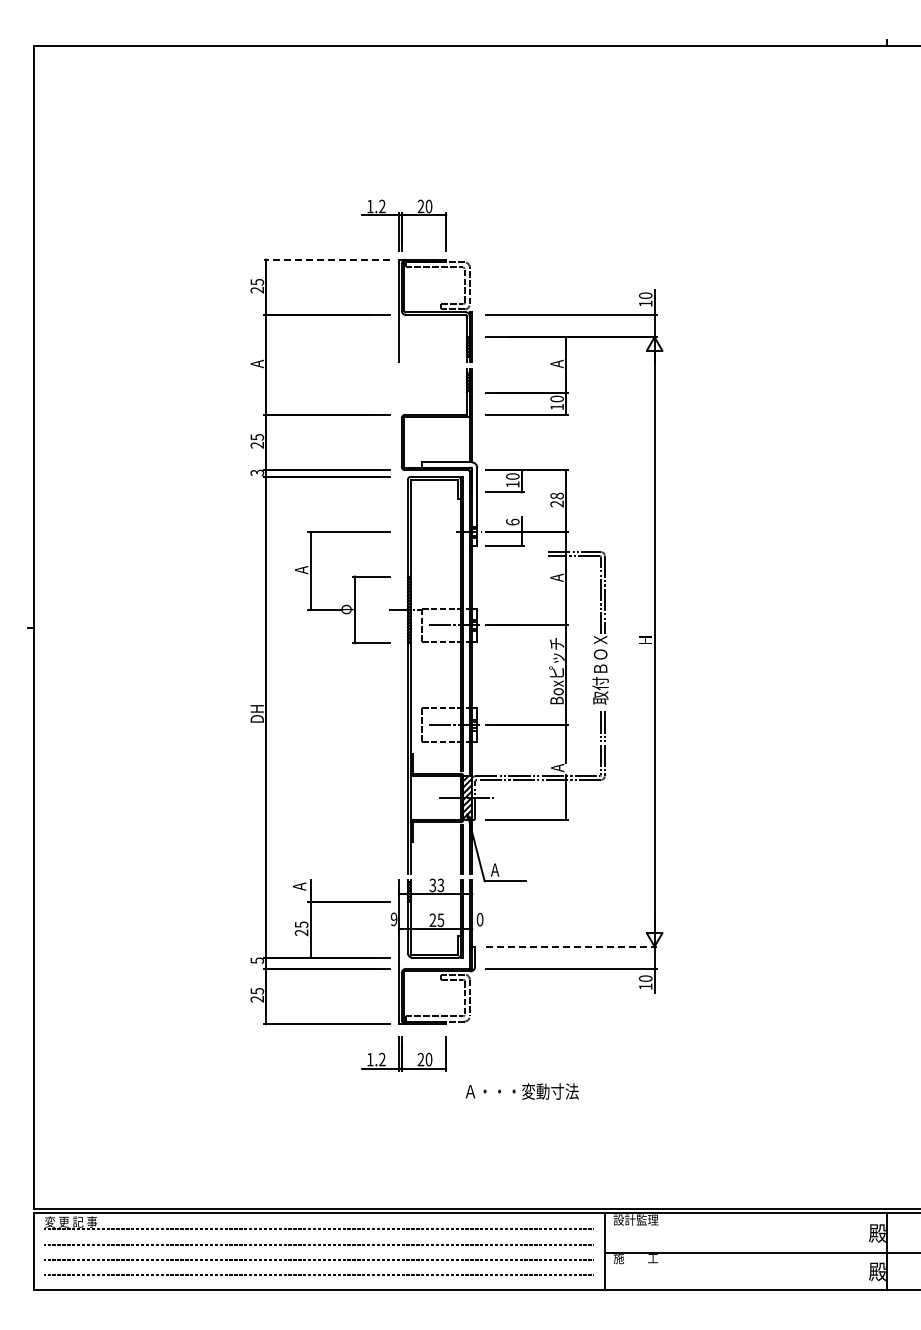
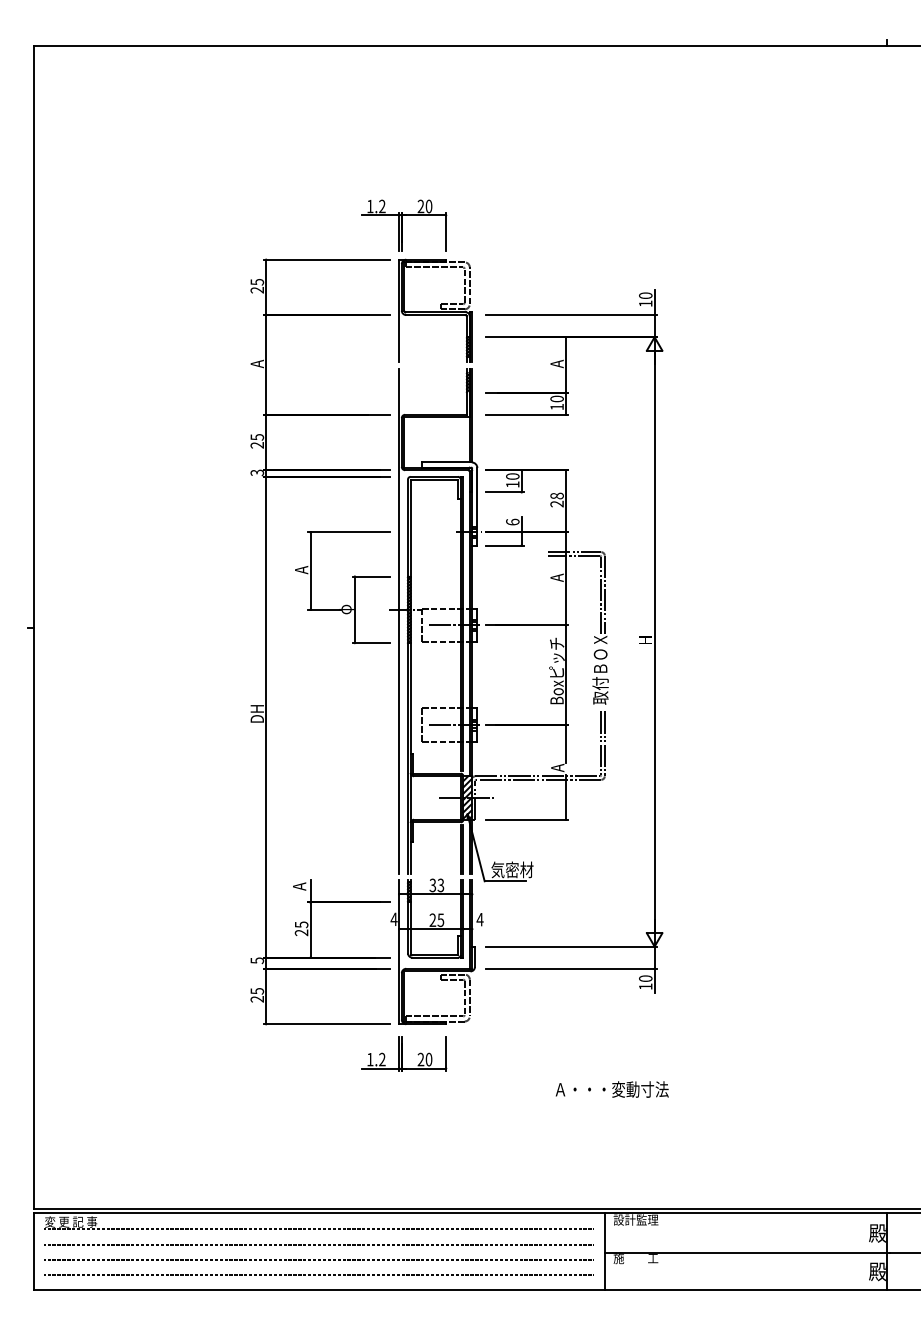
line: dashed -> solid (326, 259)
line: none -> present (399, 621)
text: A -> 気密材 (511, 869)
text: 9 -> 4 (393, 919)
text: 0 -> 4 (479, 919)
line: dashed -> solid (572, 946)
text position: (521, 1091) -> (611, 1089) (611, 1089)
